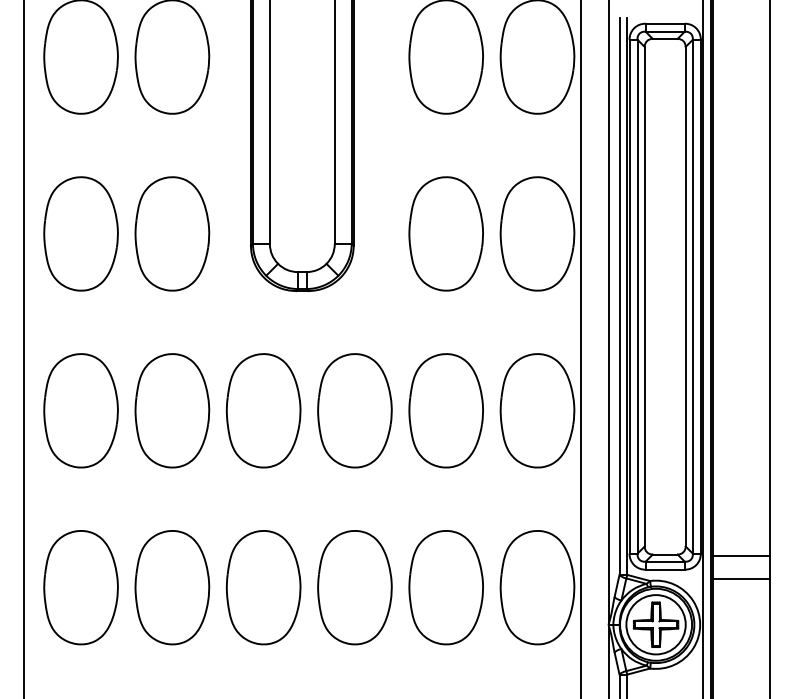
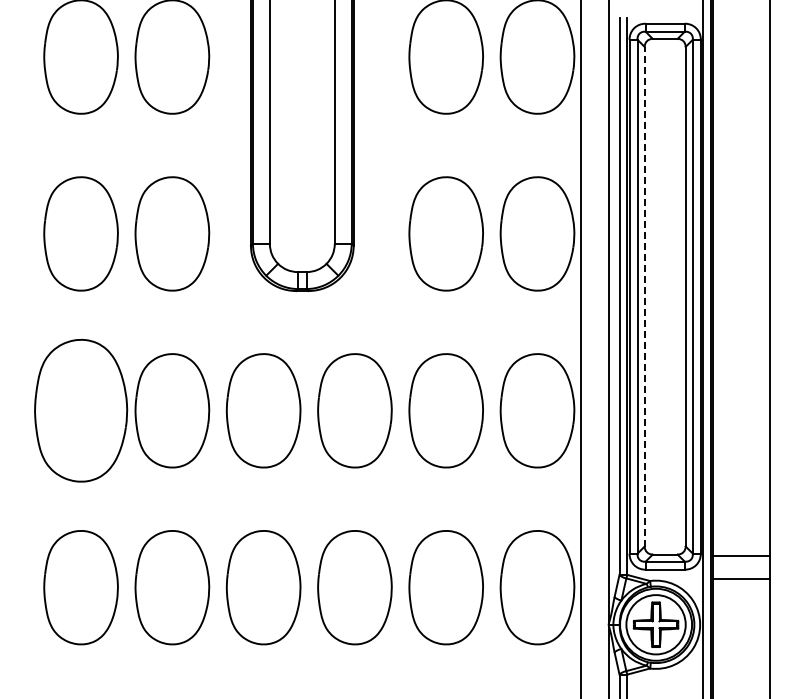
line: solid -> dashed (644, 296)
line: present -> none (23, 348)
part size: 76x116 px -> 95x145 px (81, 410)
